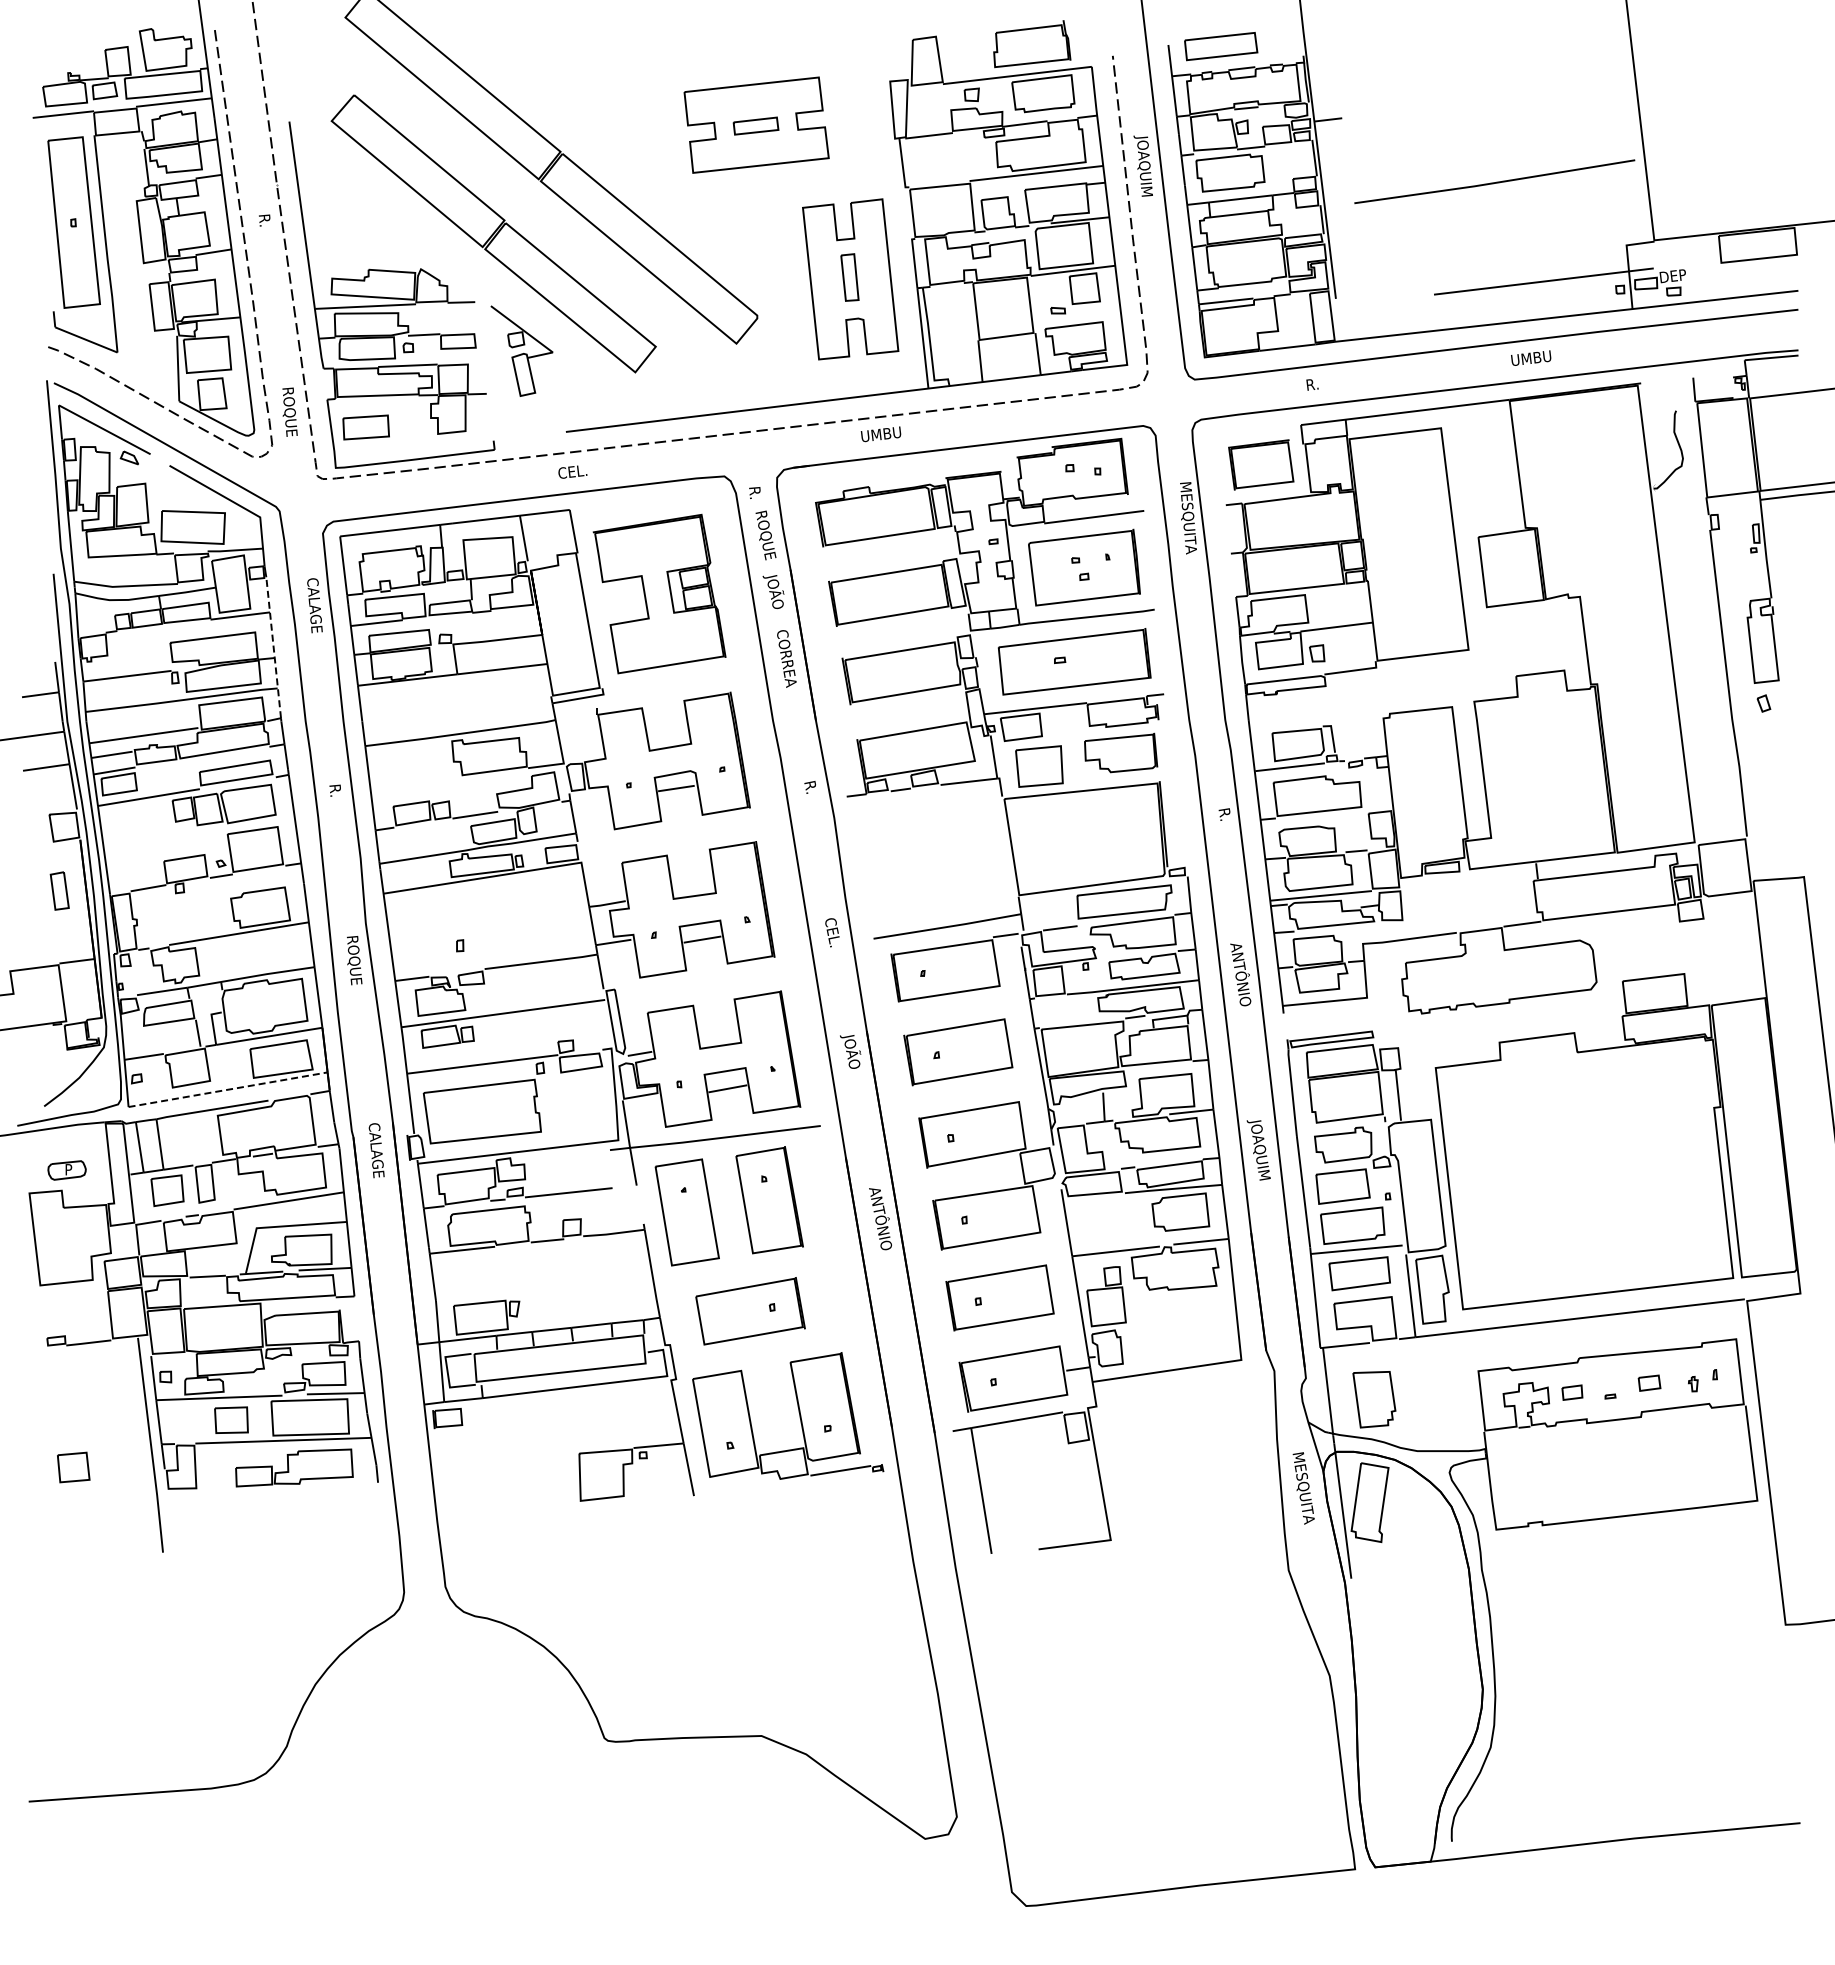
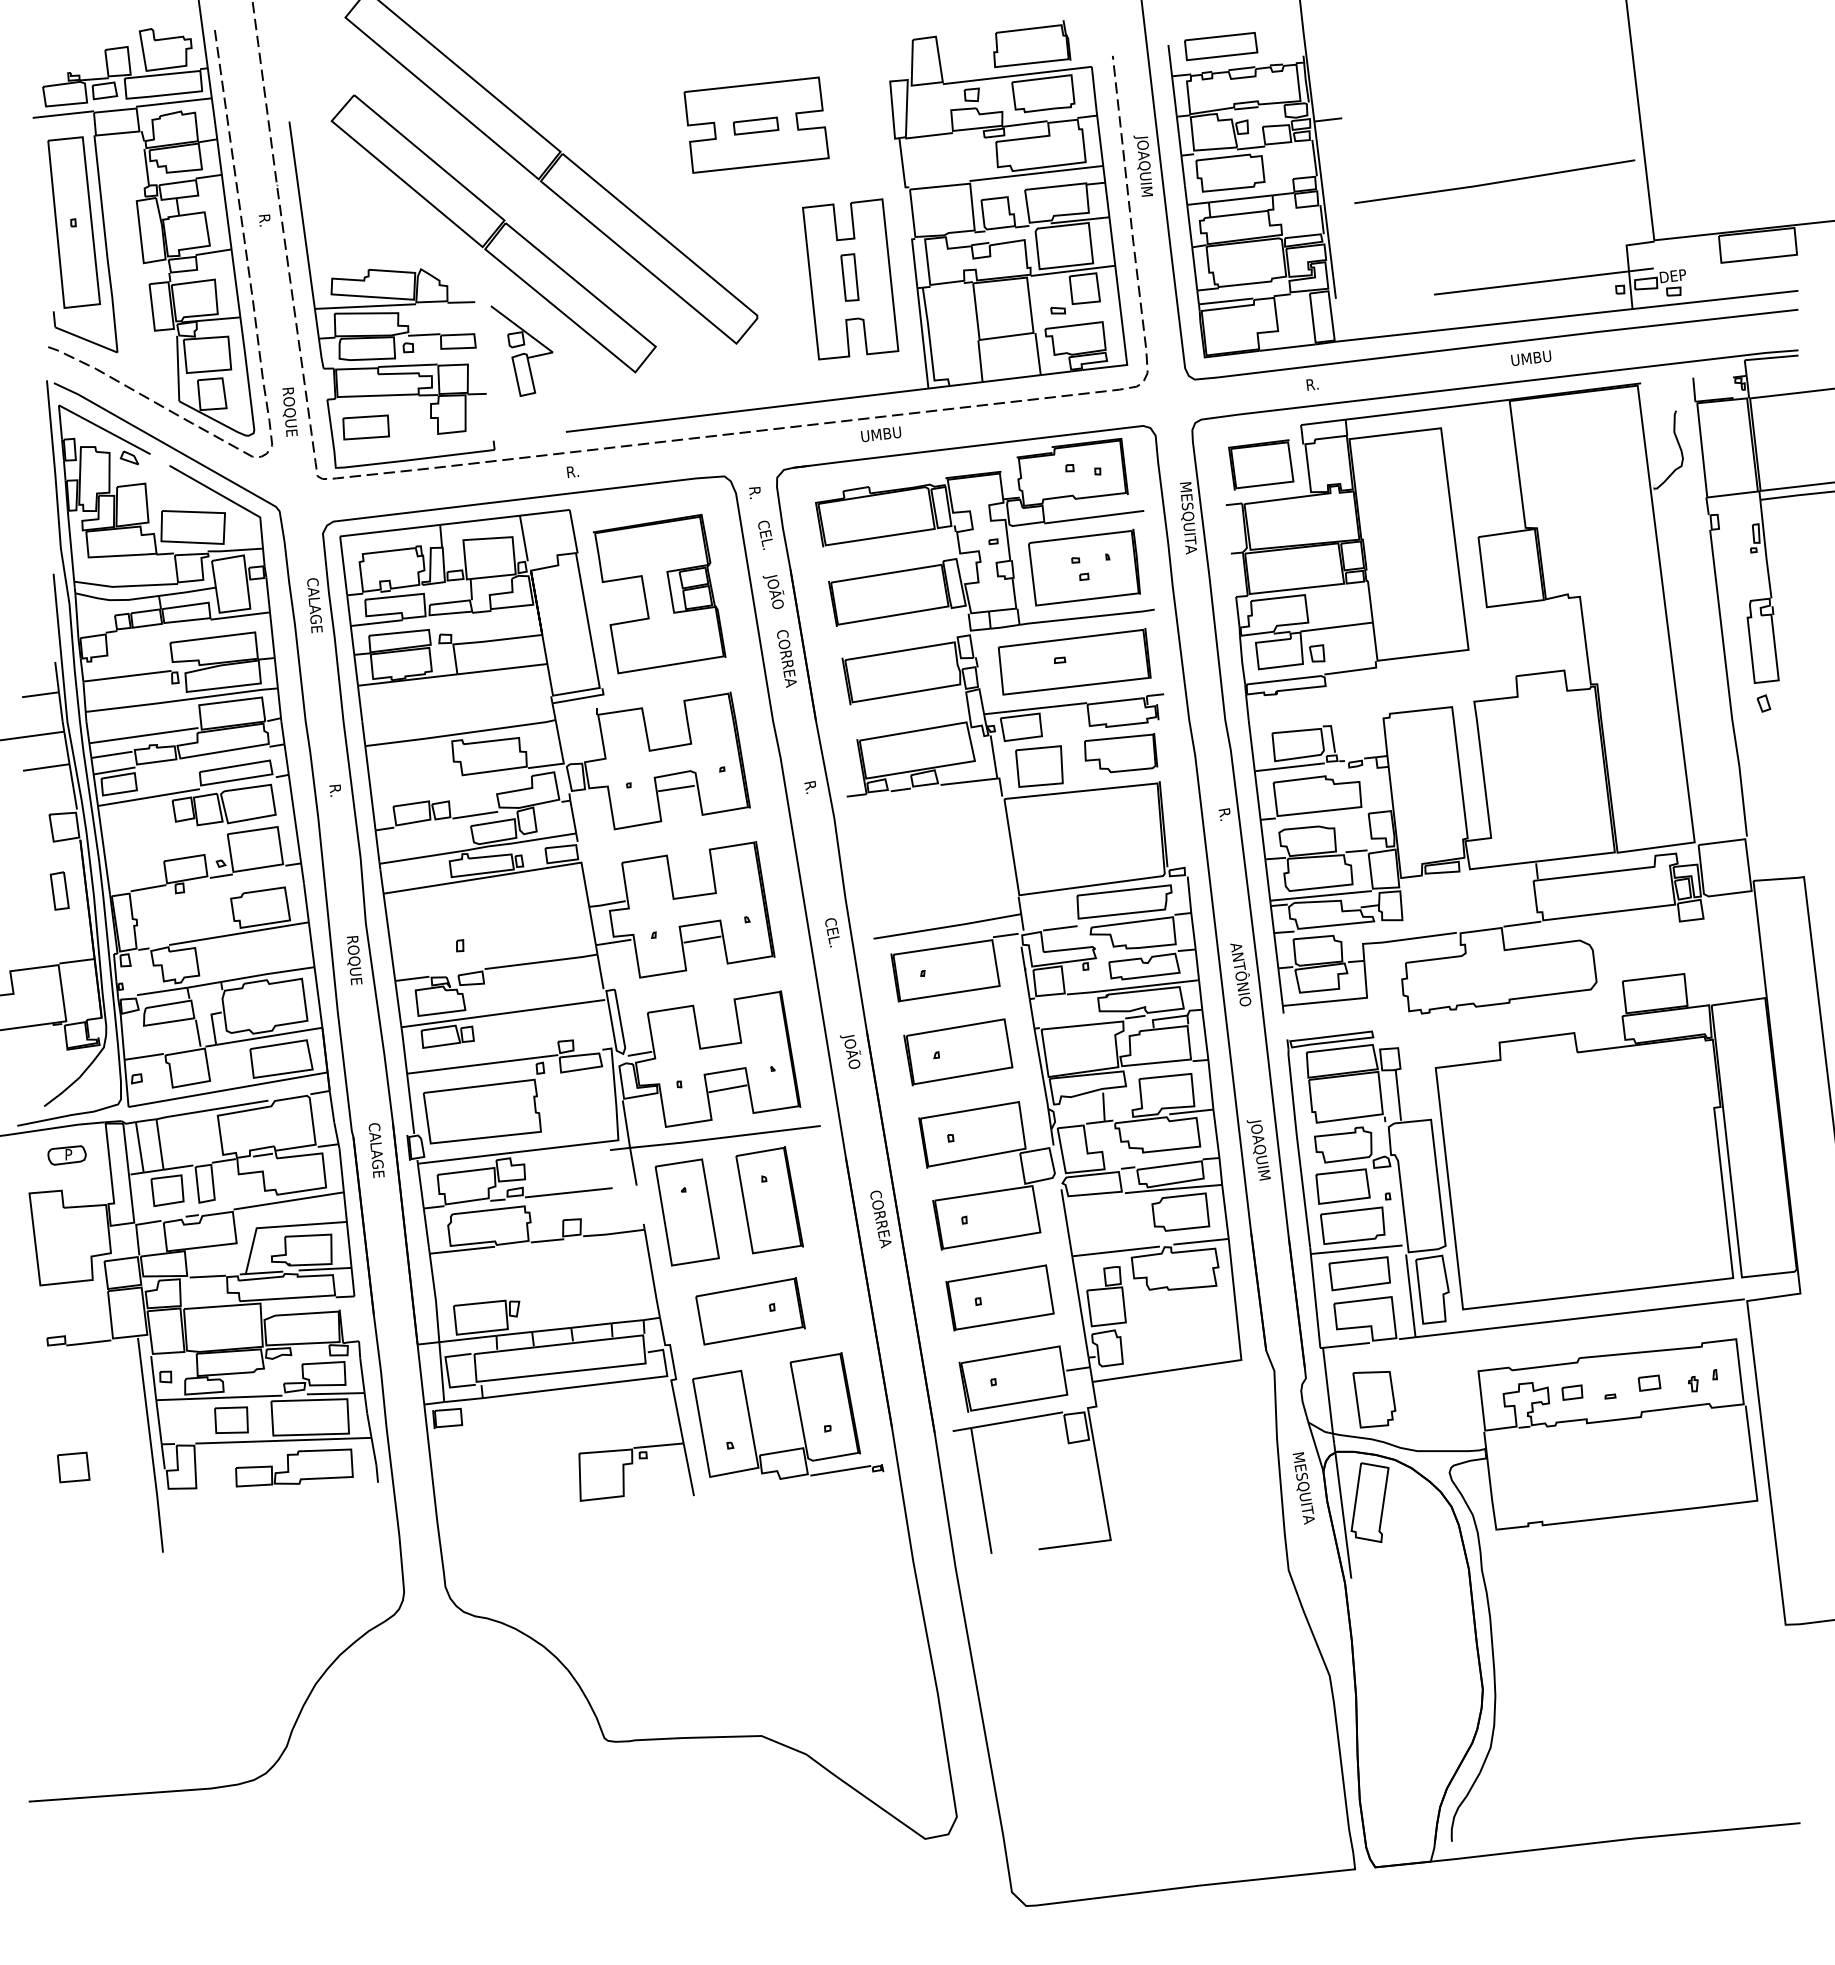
text: CEL. -> R. (572, 471)
text: ROQUE -> CEL. (765, 535)
line: dashed -> solid (273, 646)
line: dashed -> solid (228, 1089)
part position: (66, 1170) -> (66, 1155) (66, 1155)
text: ANTÔNIO -> CORREA (880, 1219)
